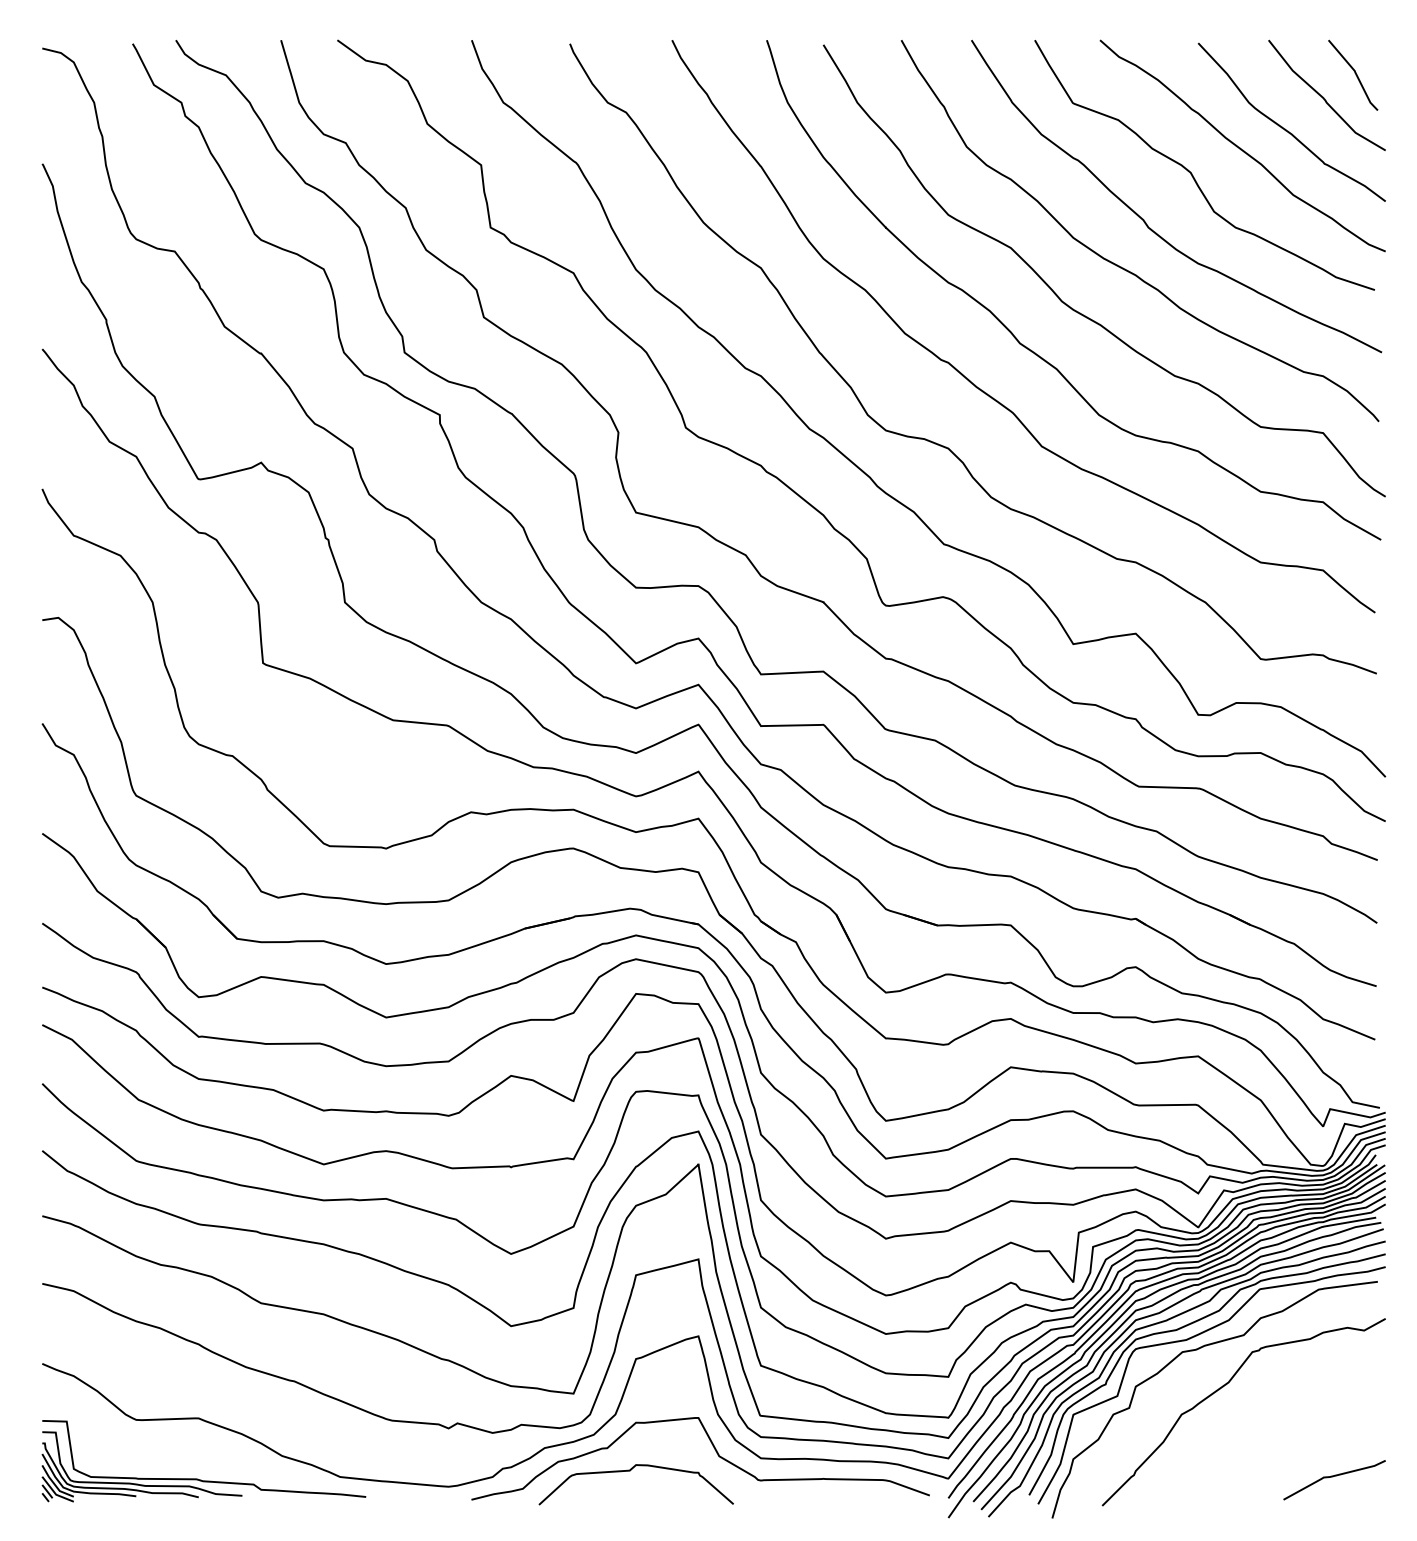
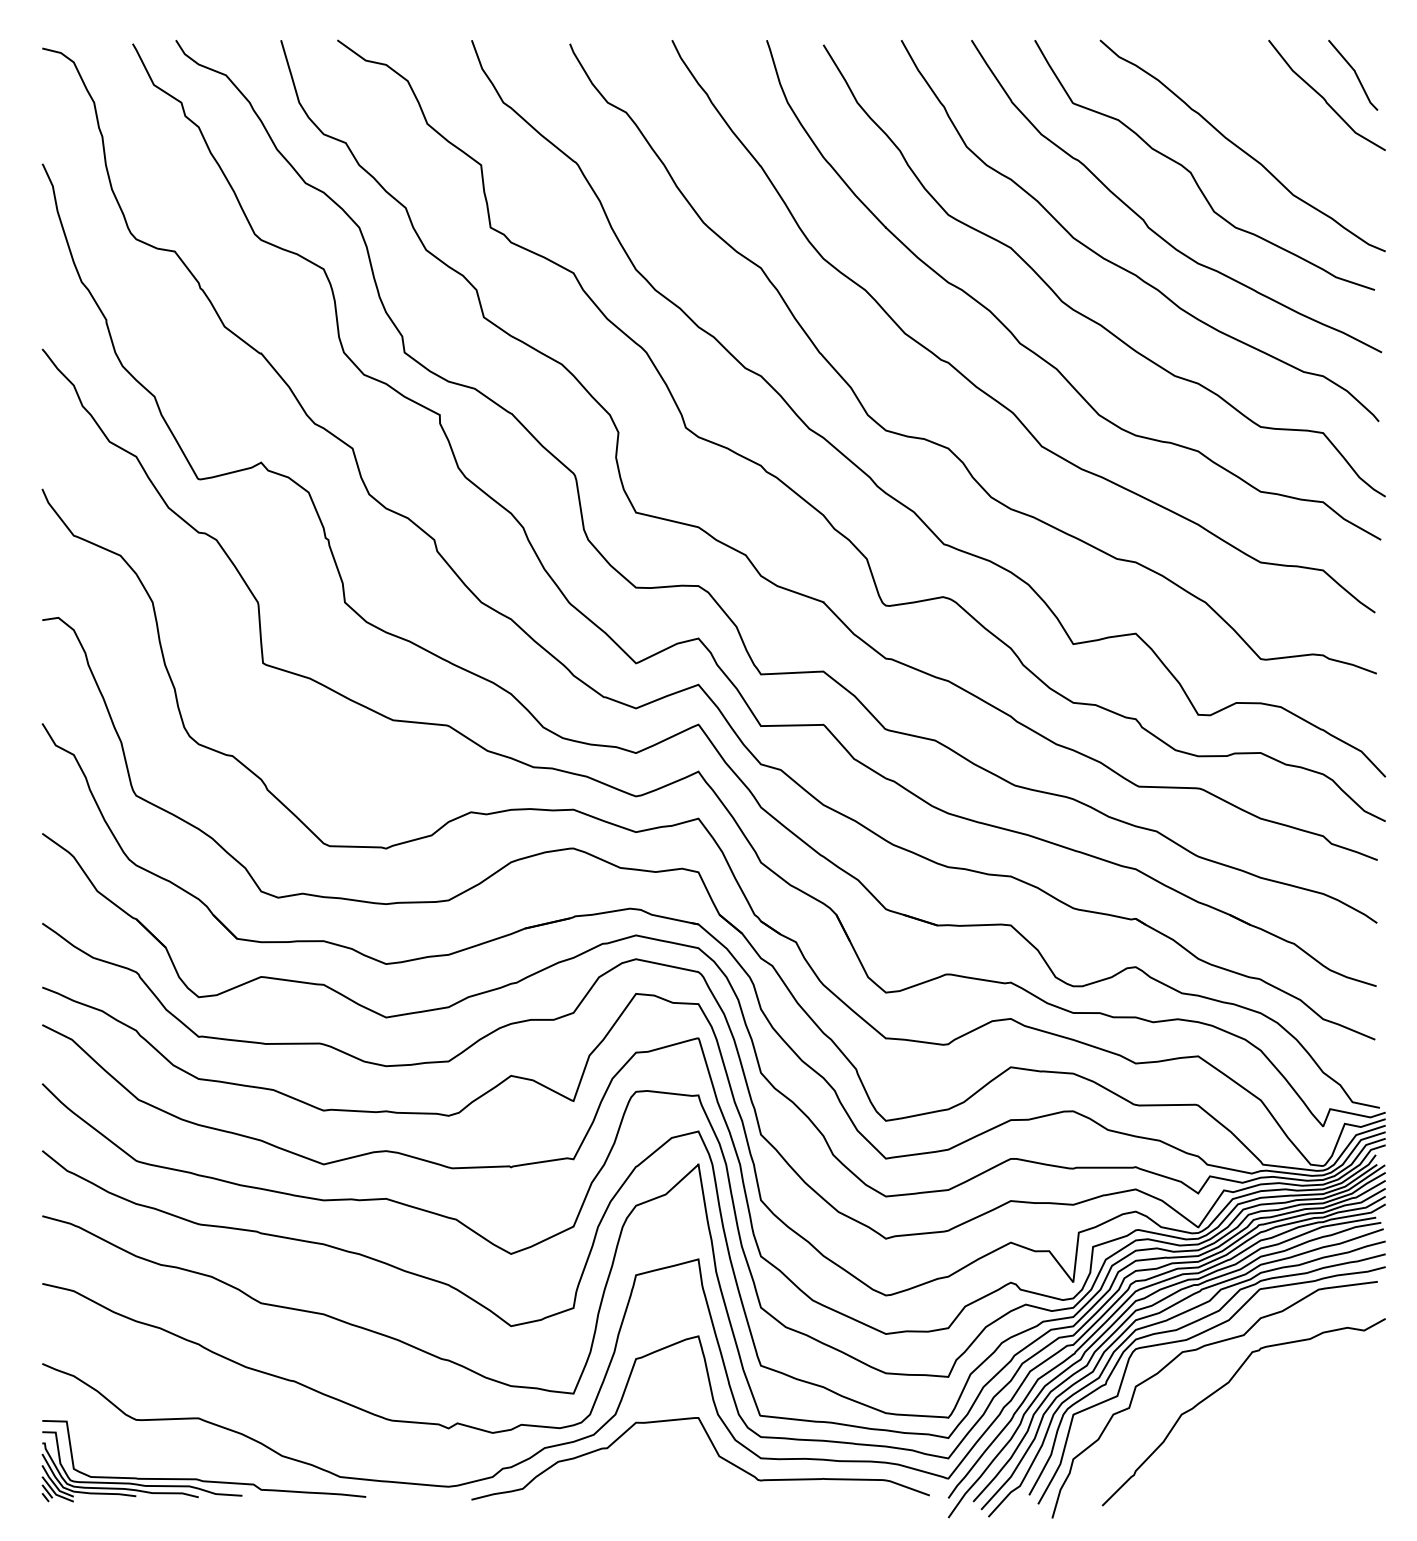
curve: present -> none (1285, 128)
curve: present -> none (630, 1471)
curve: present -> none (1333, 1477)
